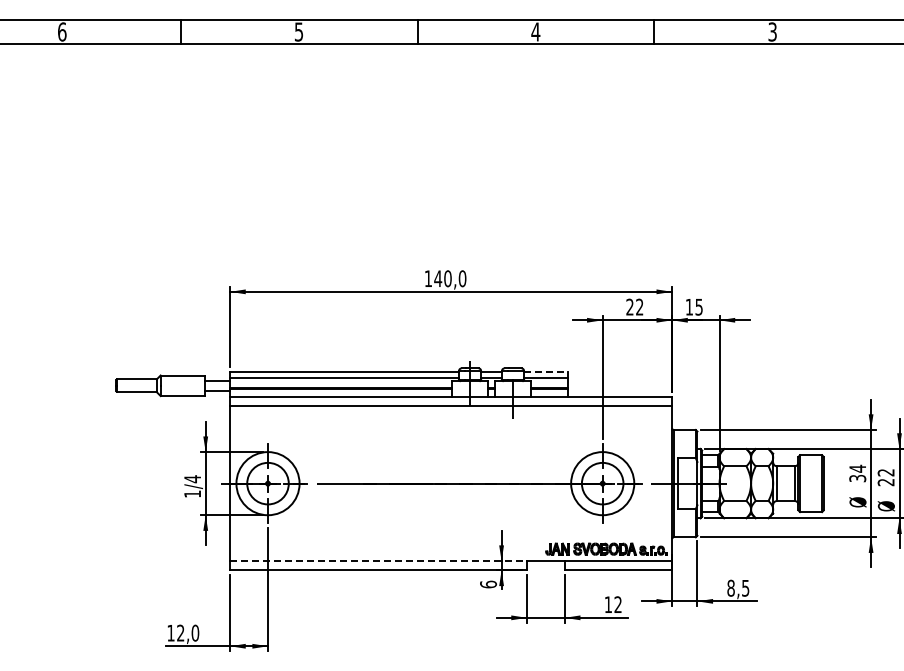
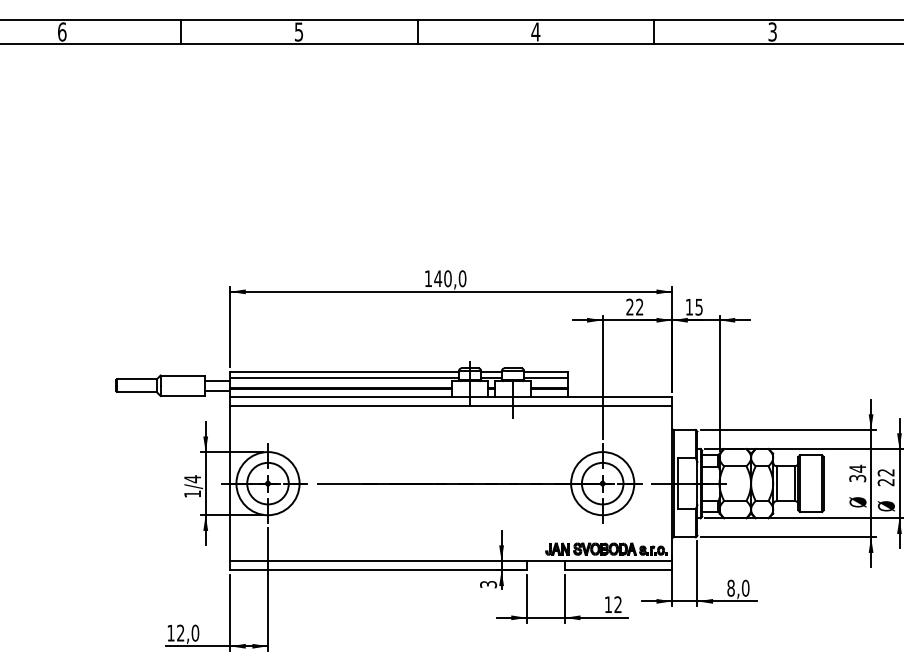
line: dashed -> solid (546, 371)
line: dashed -> solid (379, 561)
text: 6 -> 3 (488, 584)
text: 8,5 -> 8,0 (745, 587)
